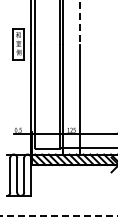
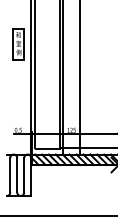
line: dashed -> solid (79, 22)
line: dashed -> solid (59, 215)
